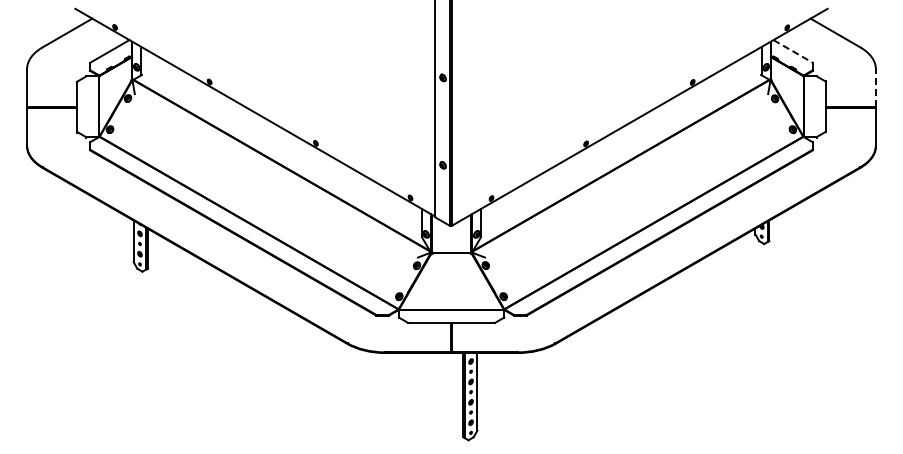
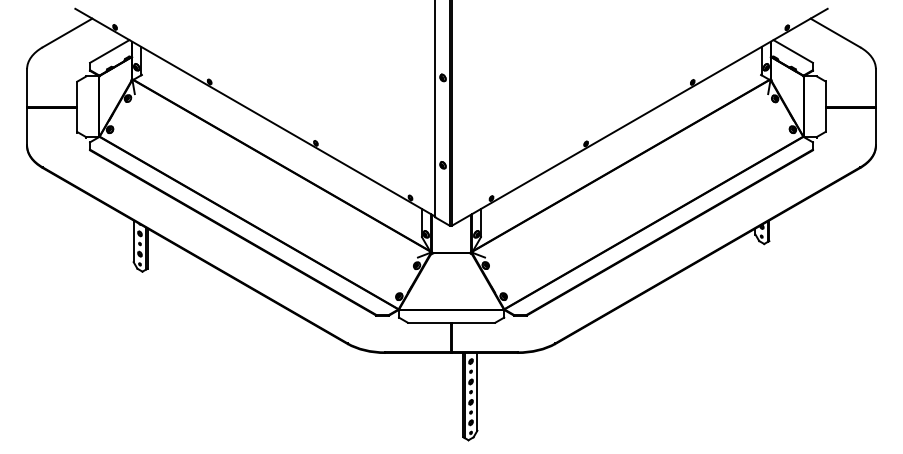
line: dashed -> solid (793, 51)
line: dashed -> solid (875, 87)
